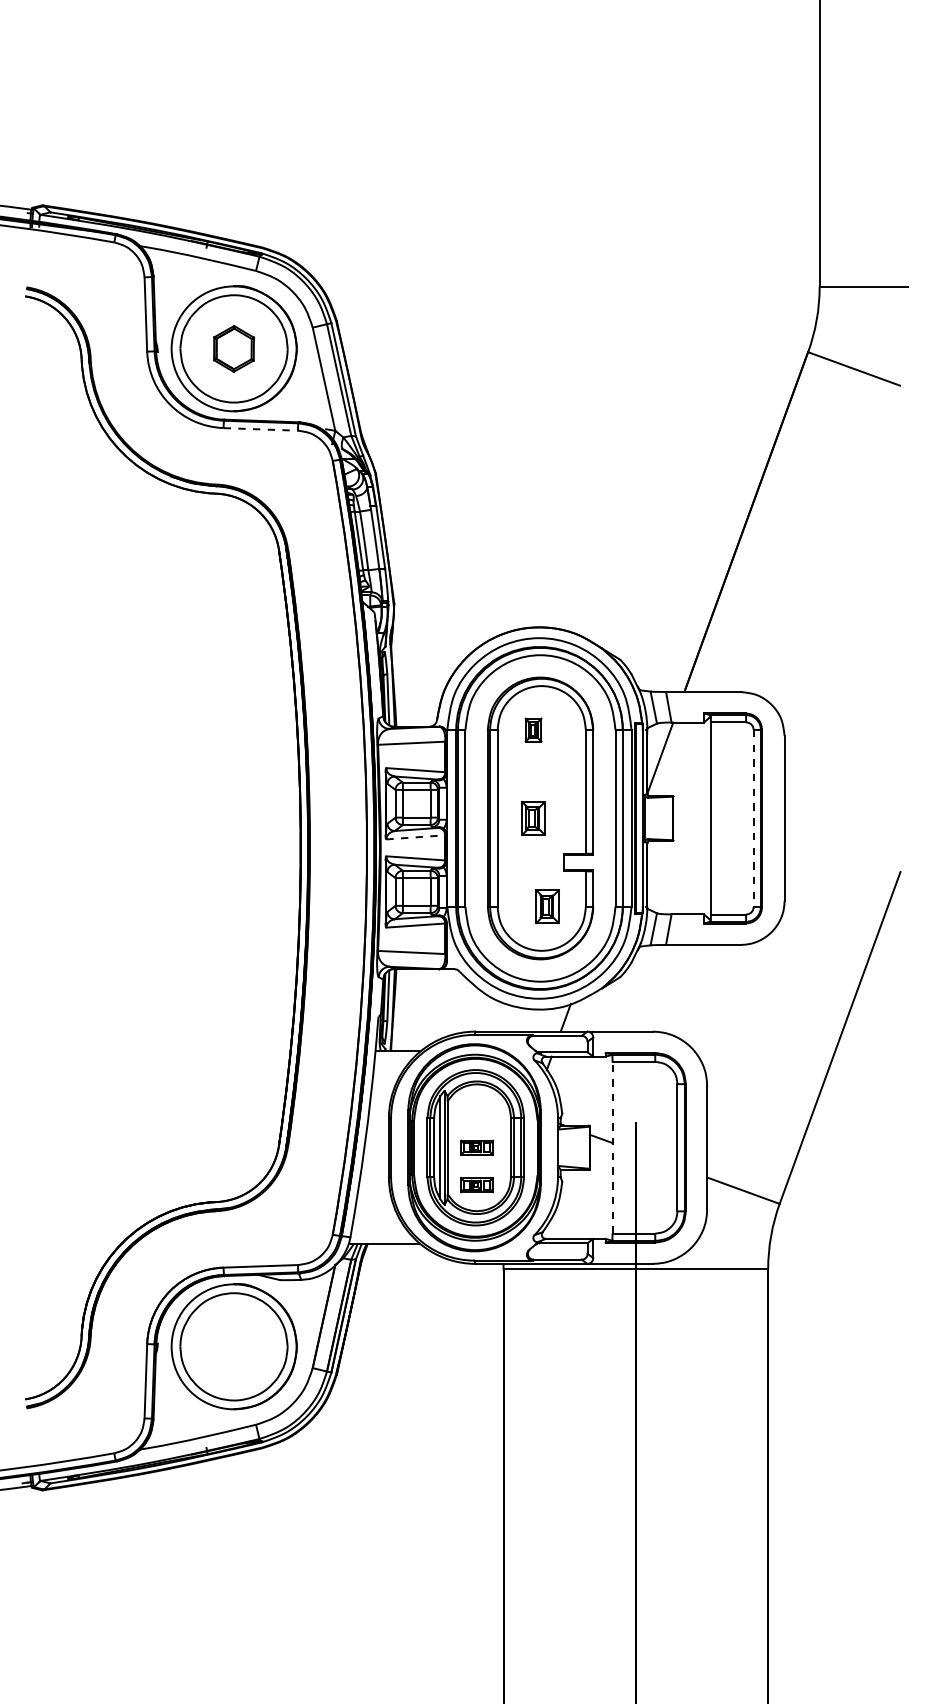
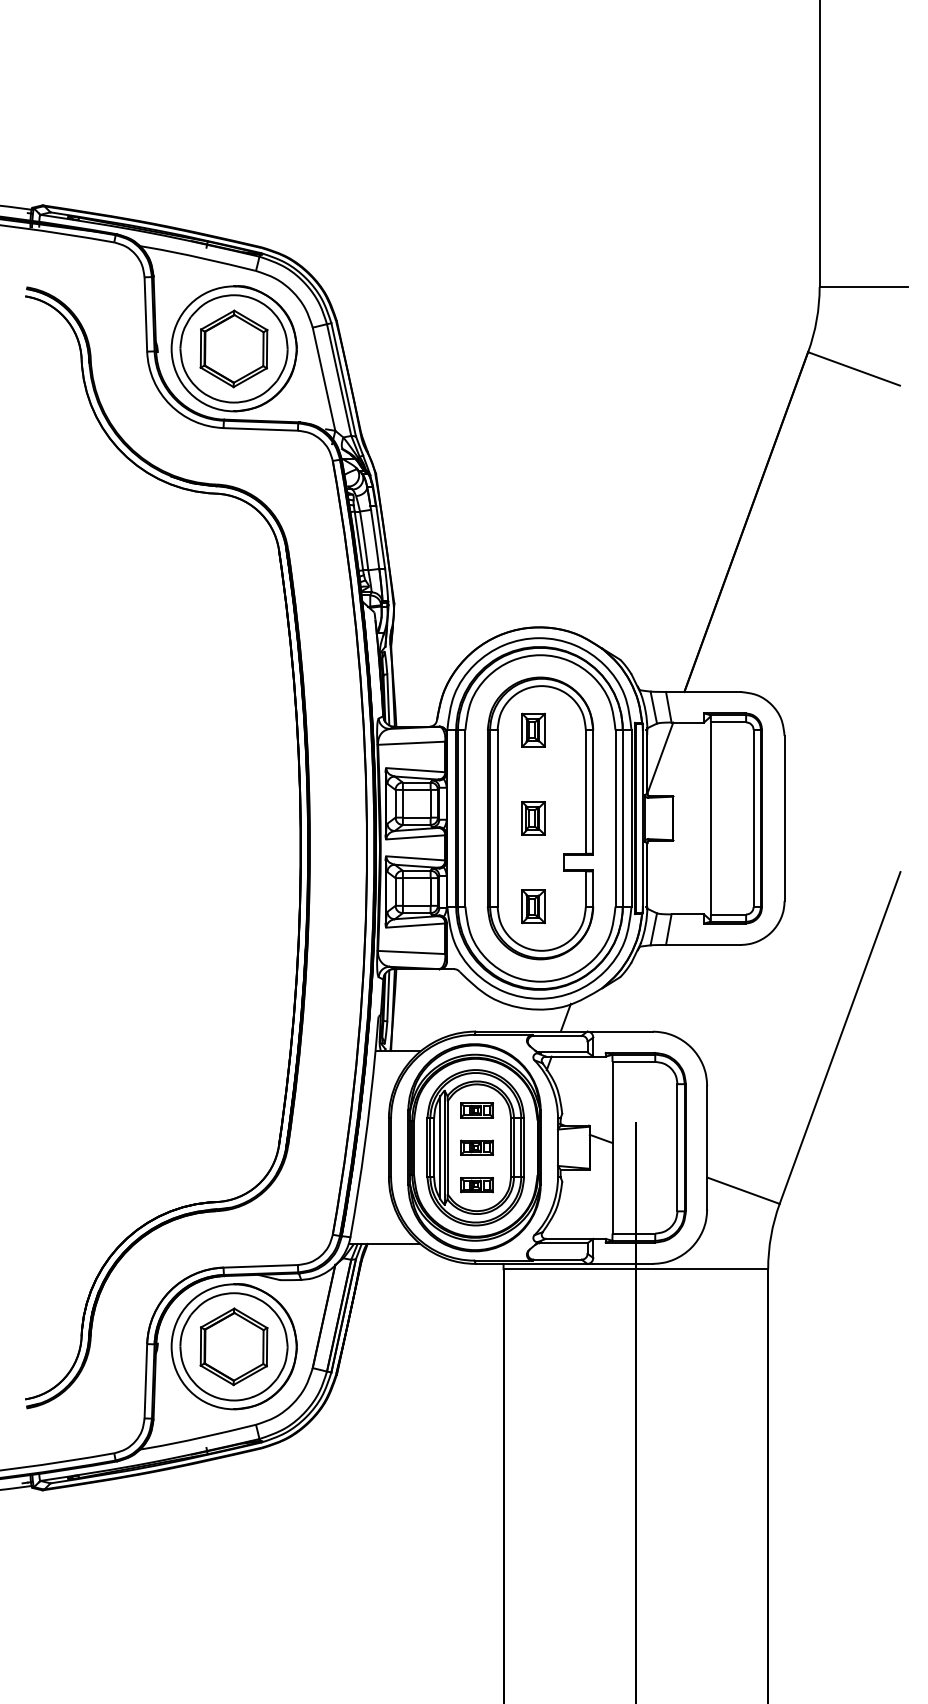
part size: 43x49 px -> 70x80 px (233, 348)
line: dashed -> solid (261, 429)
part size: 19x26 px -> 25x36 px (533, 729)
line: dashed -> solid (753, 818)
line: dashed -> solid (415, 837)
part position: (547, 906) -> (533, 906) (533, 906)
part: none -> present (476, 1110)
line: dashed -> solid (612, 1147)
part: none -> present (233, 1346)
